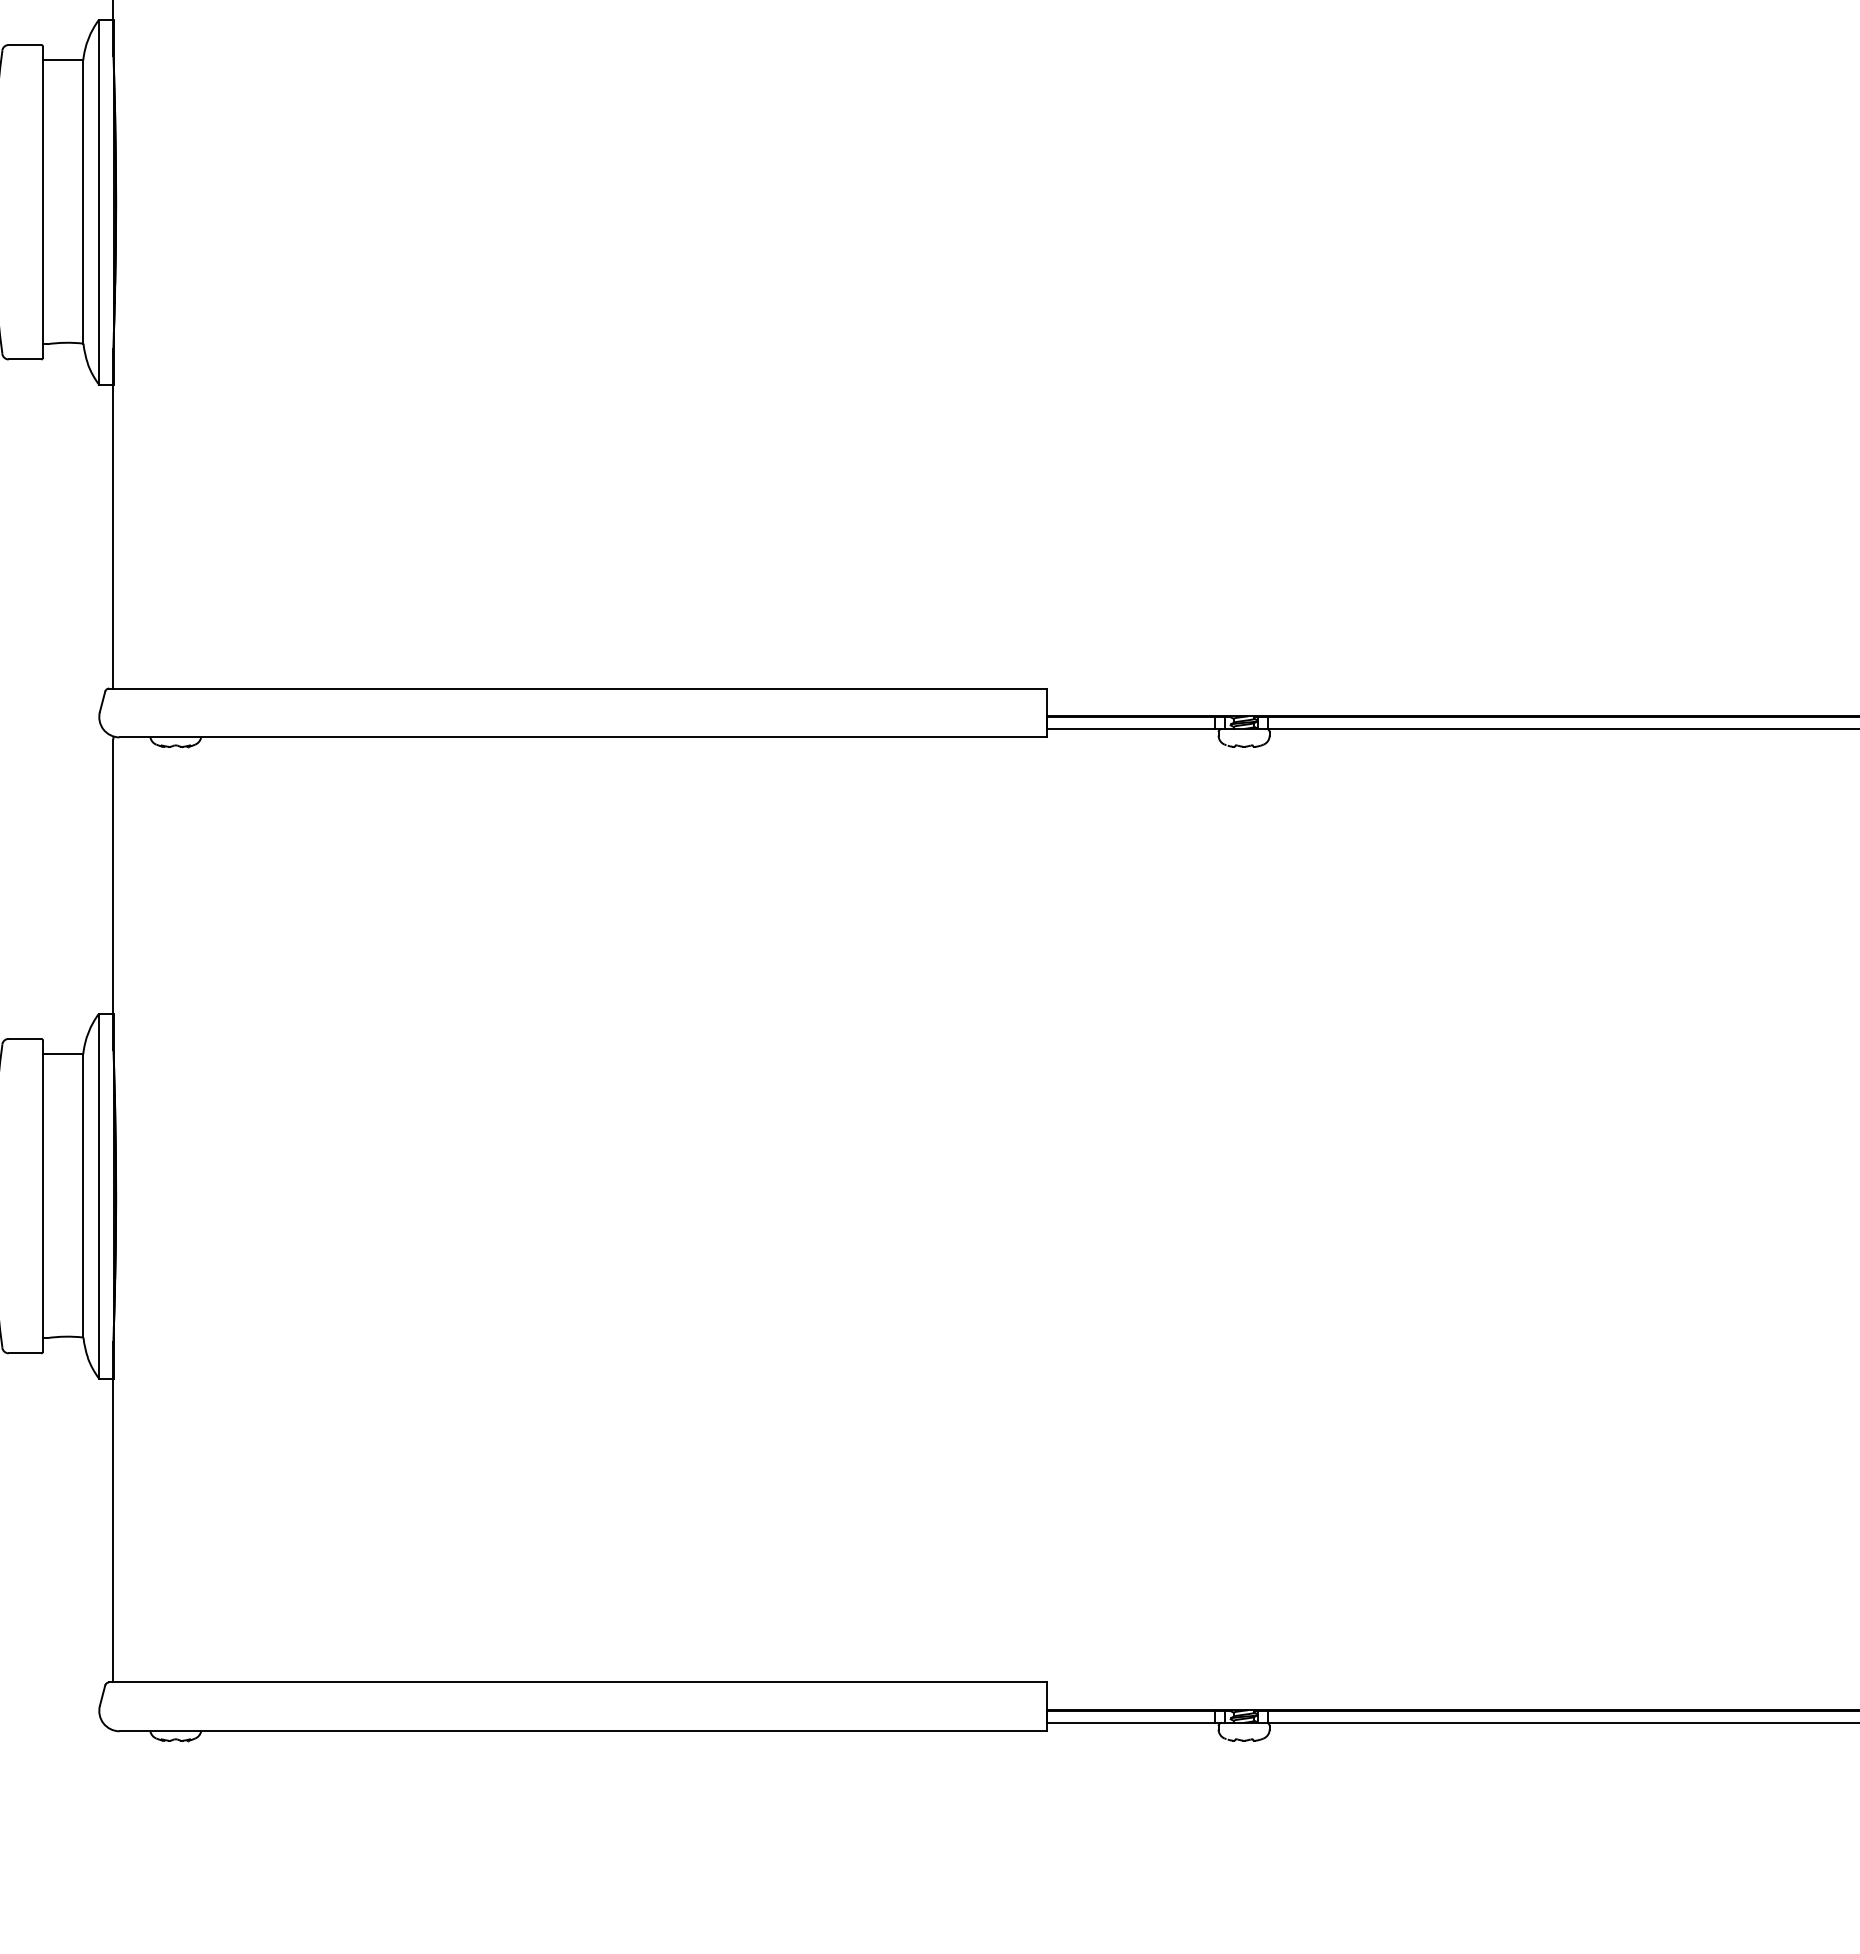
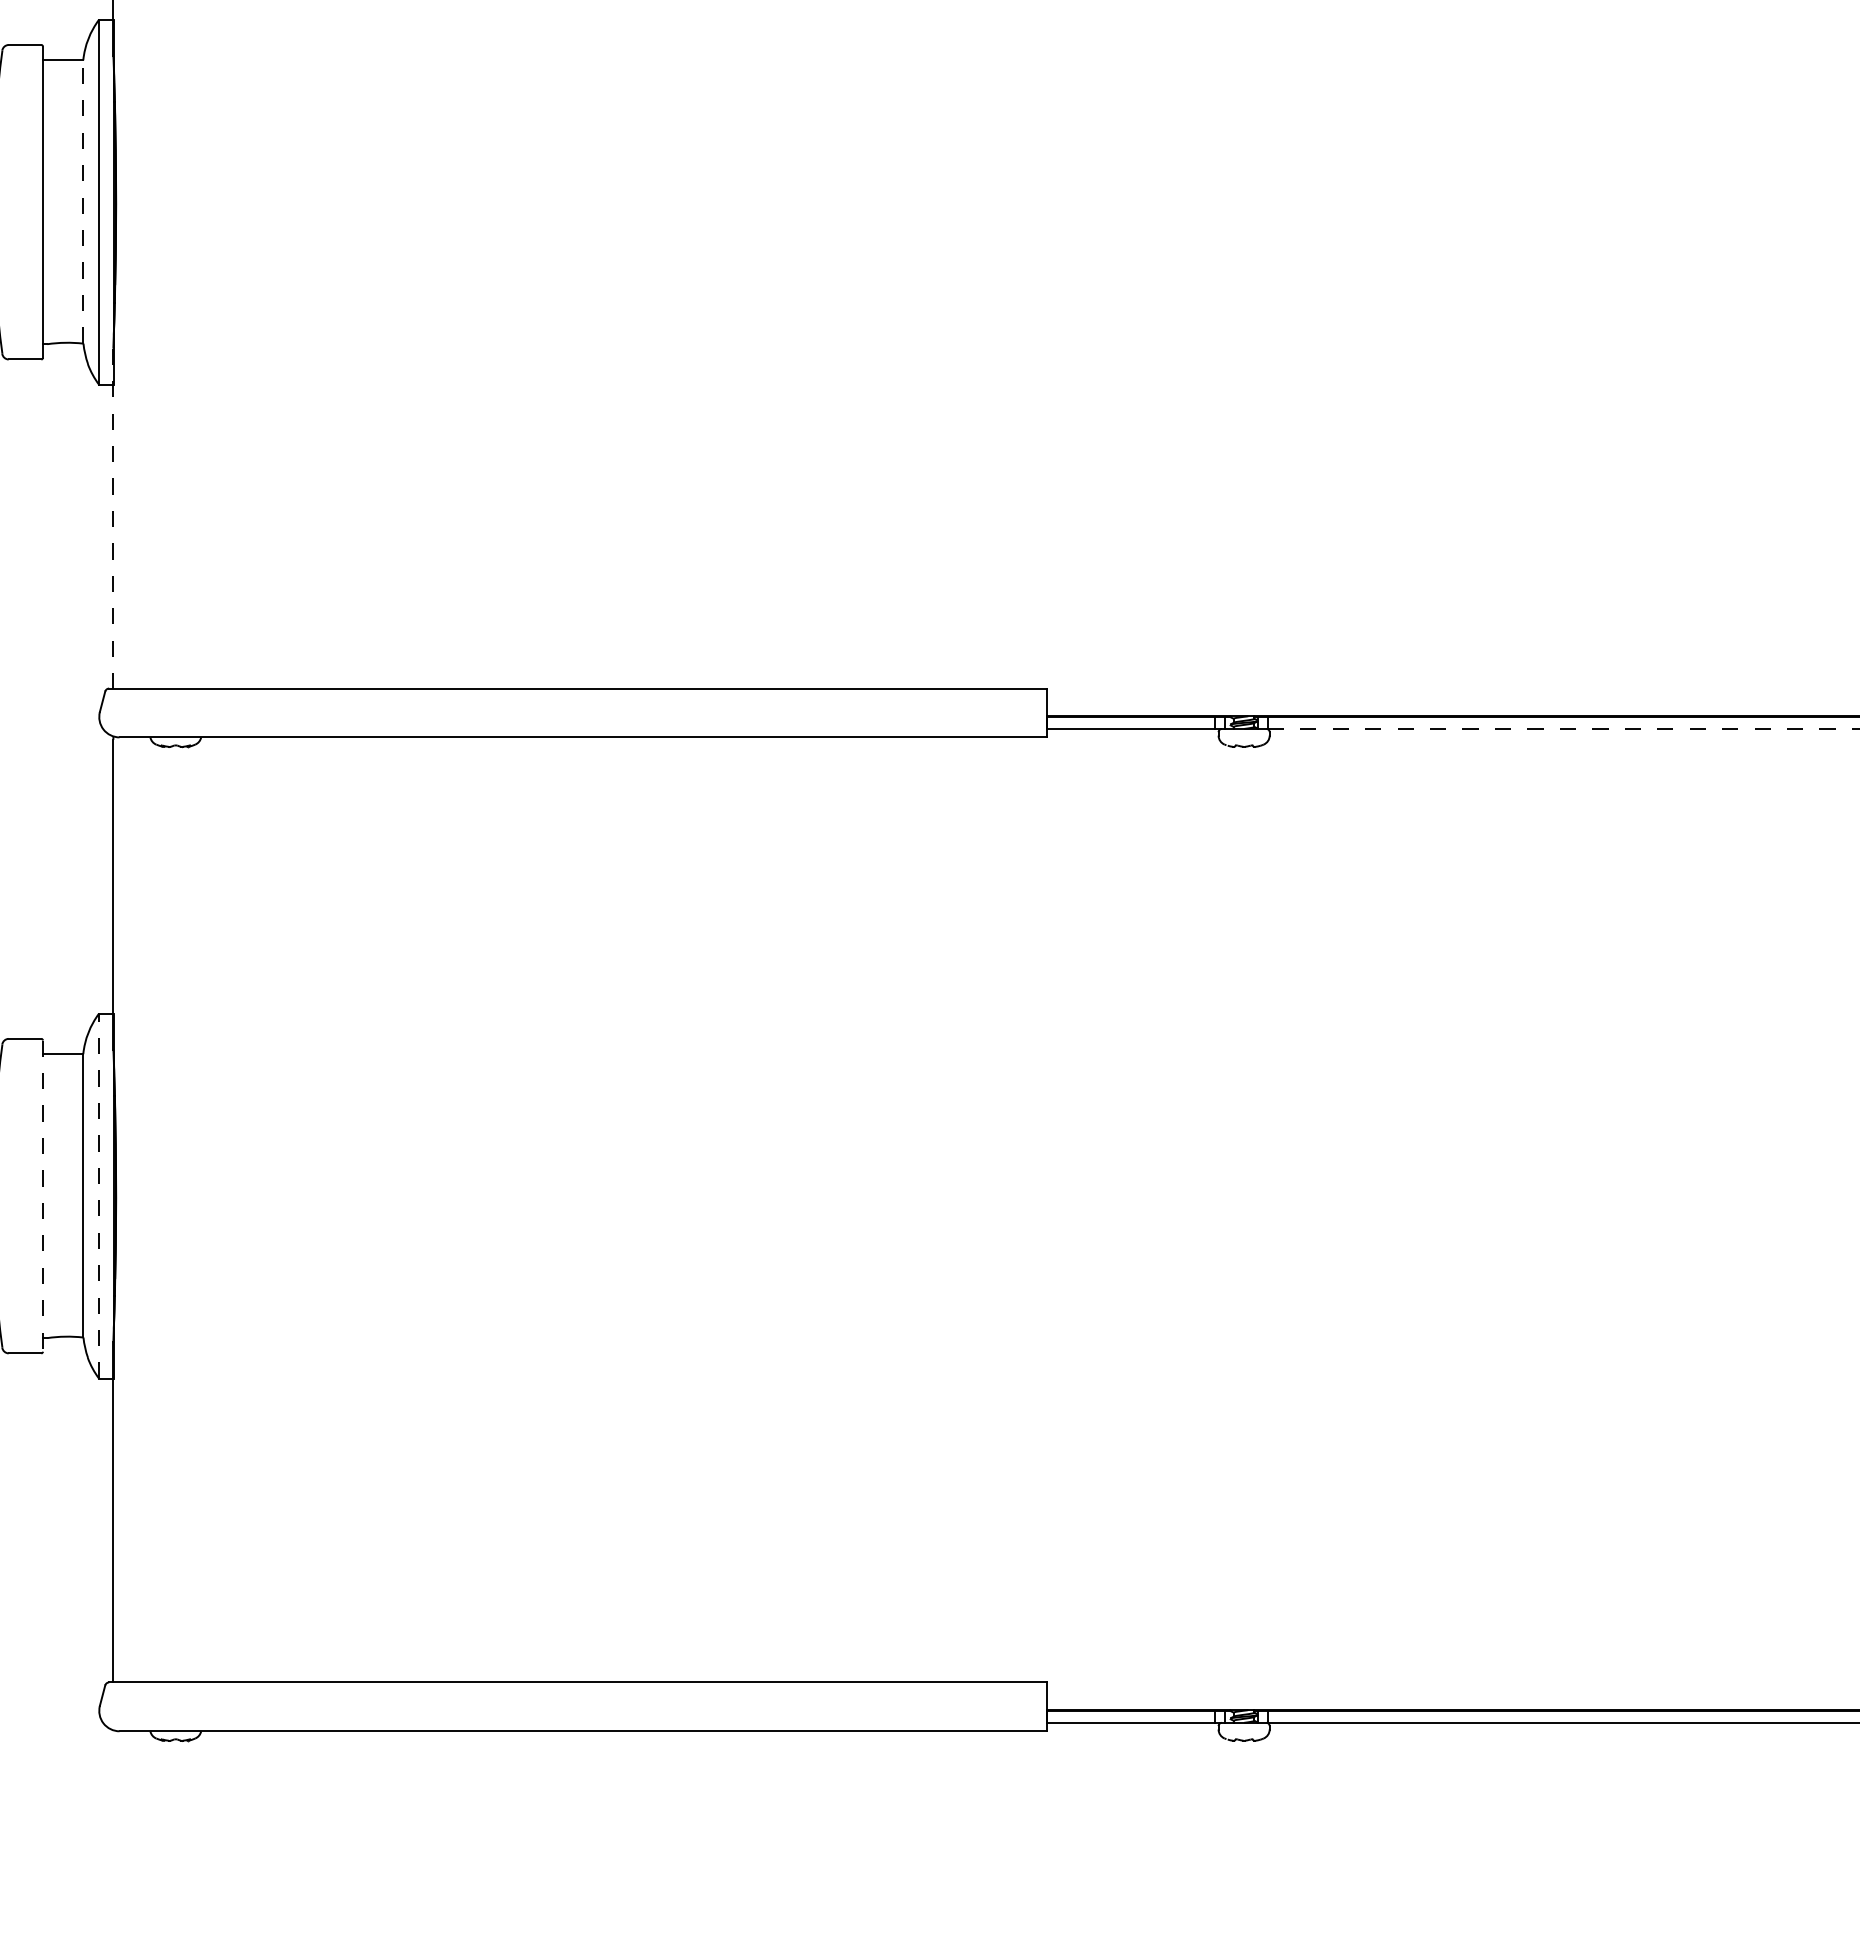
line: solid -> dashed (83, 201)
line: solid -> dashed (113, 518)
line: solid -> dashed (1563, 728)
line: solid -> dashed (42, 1196)
line: solid -> dashed (99, 1196)
